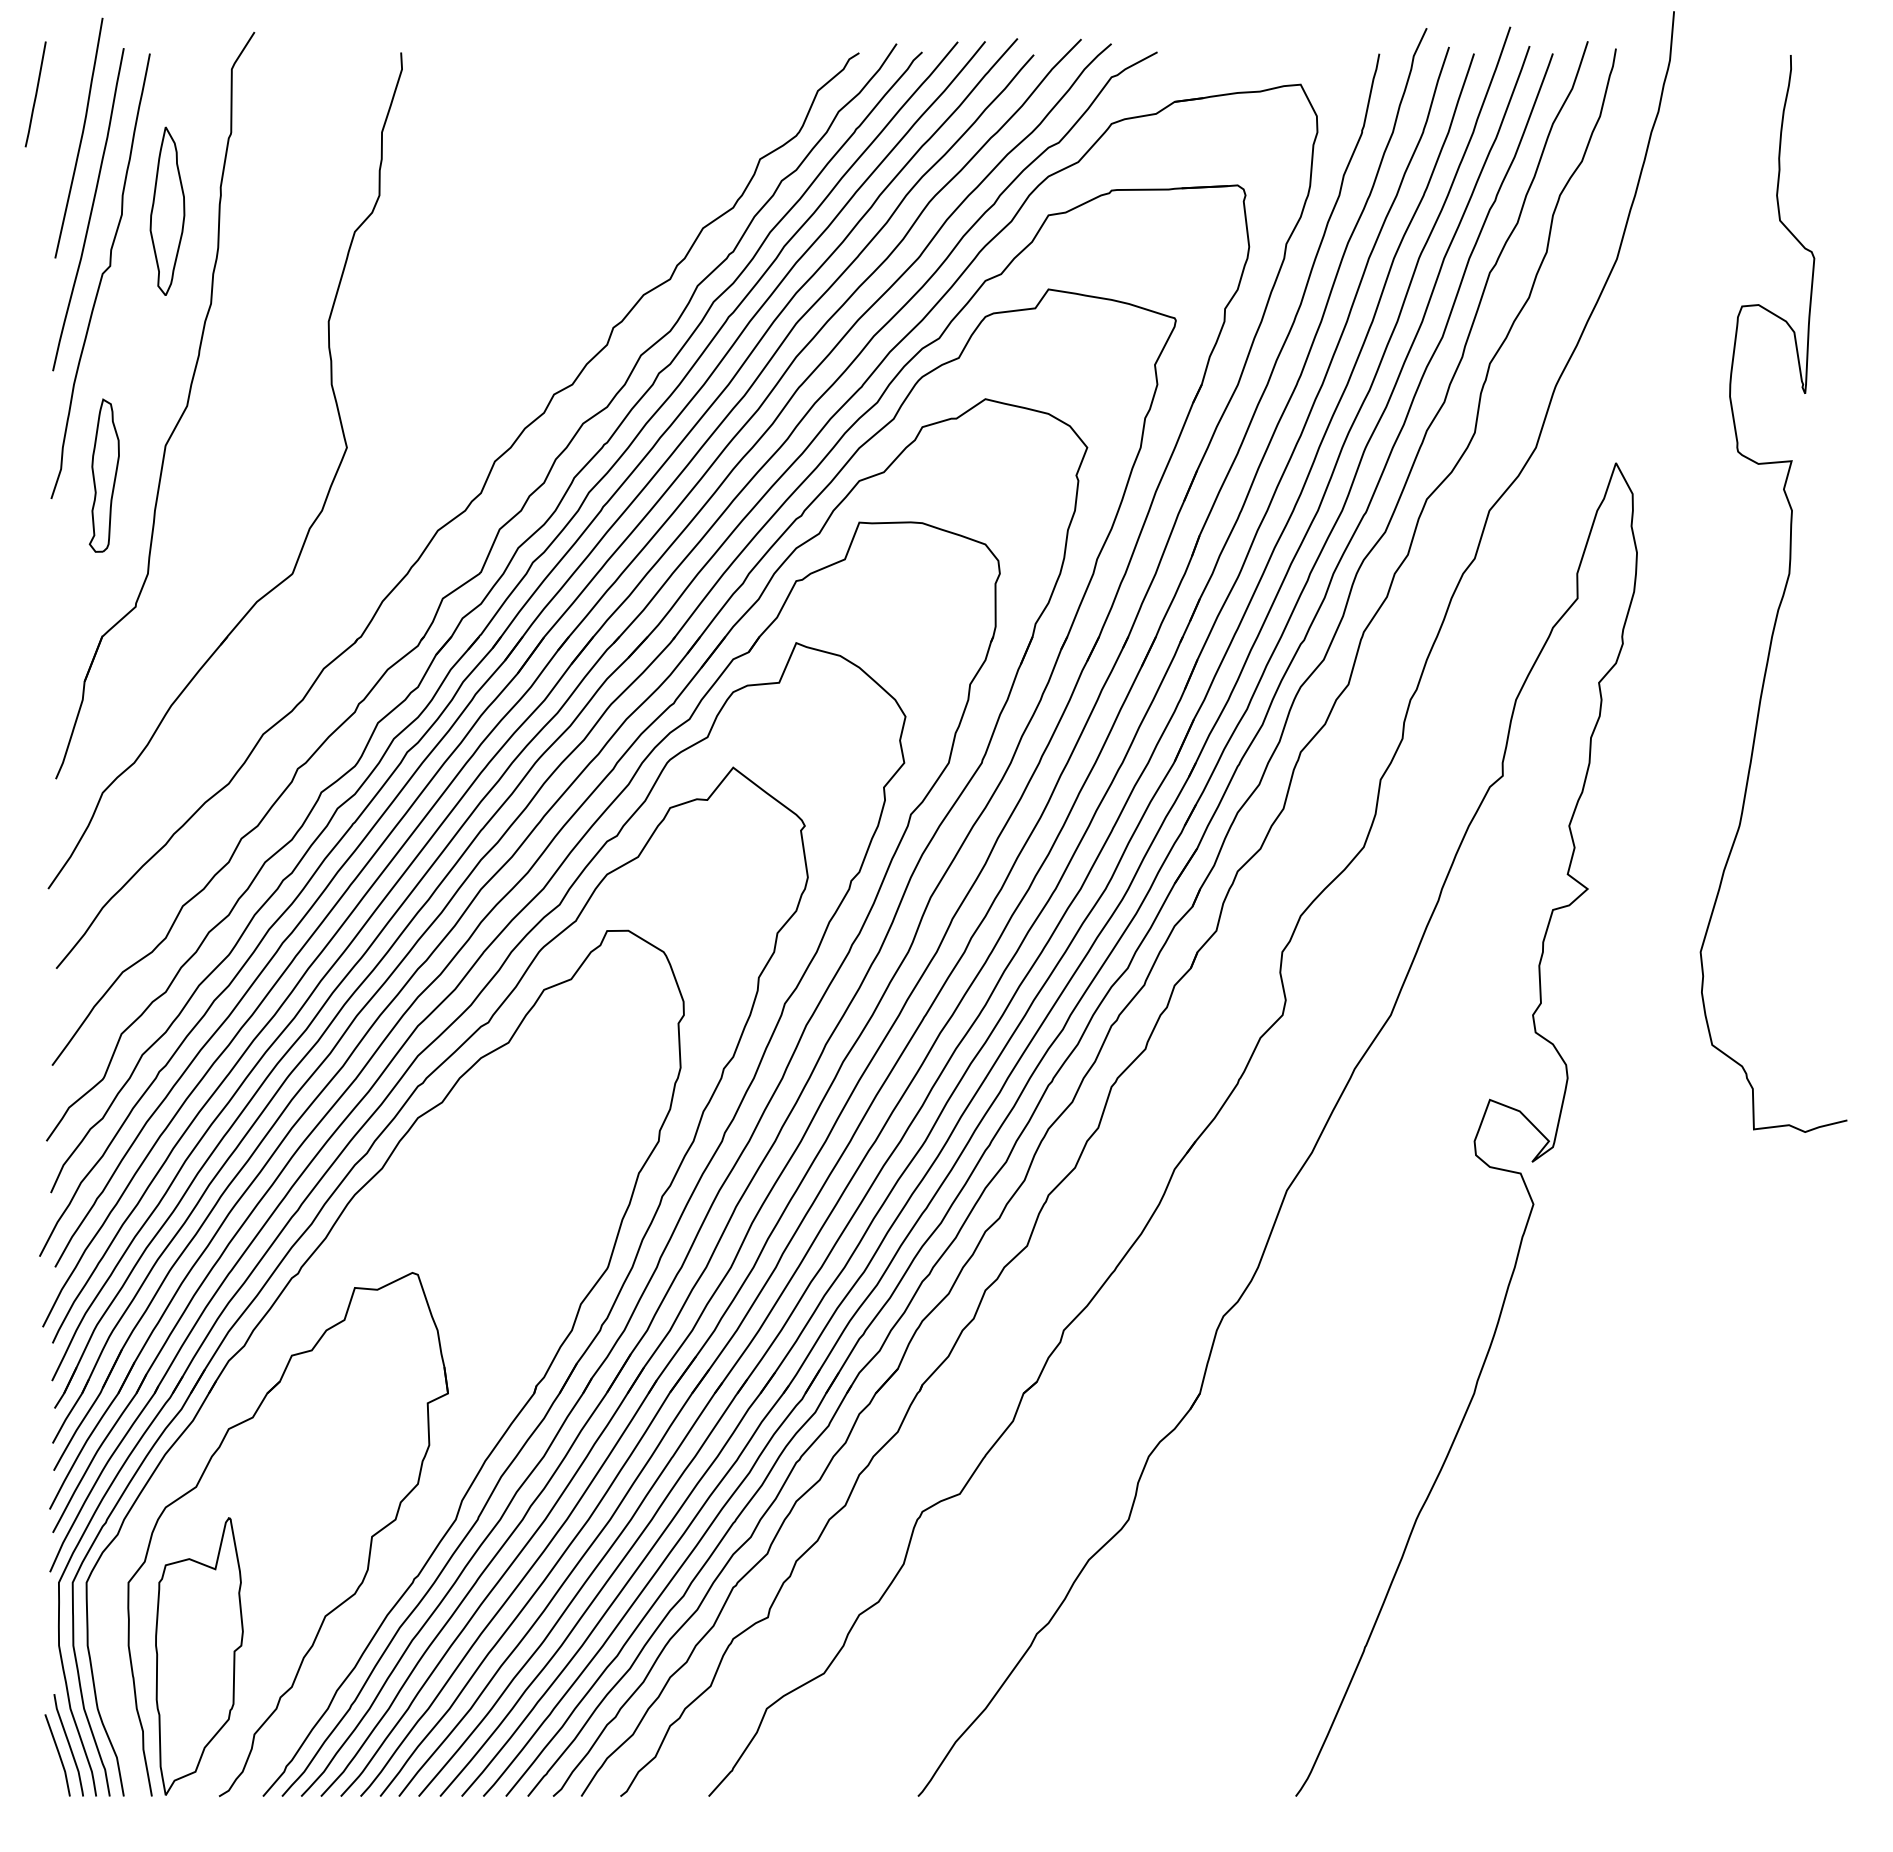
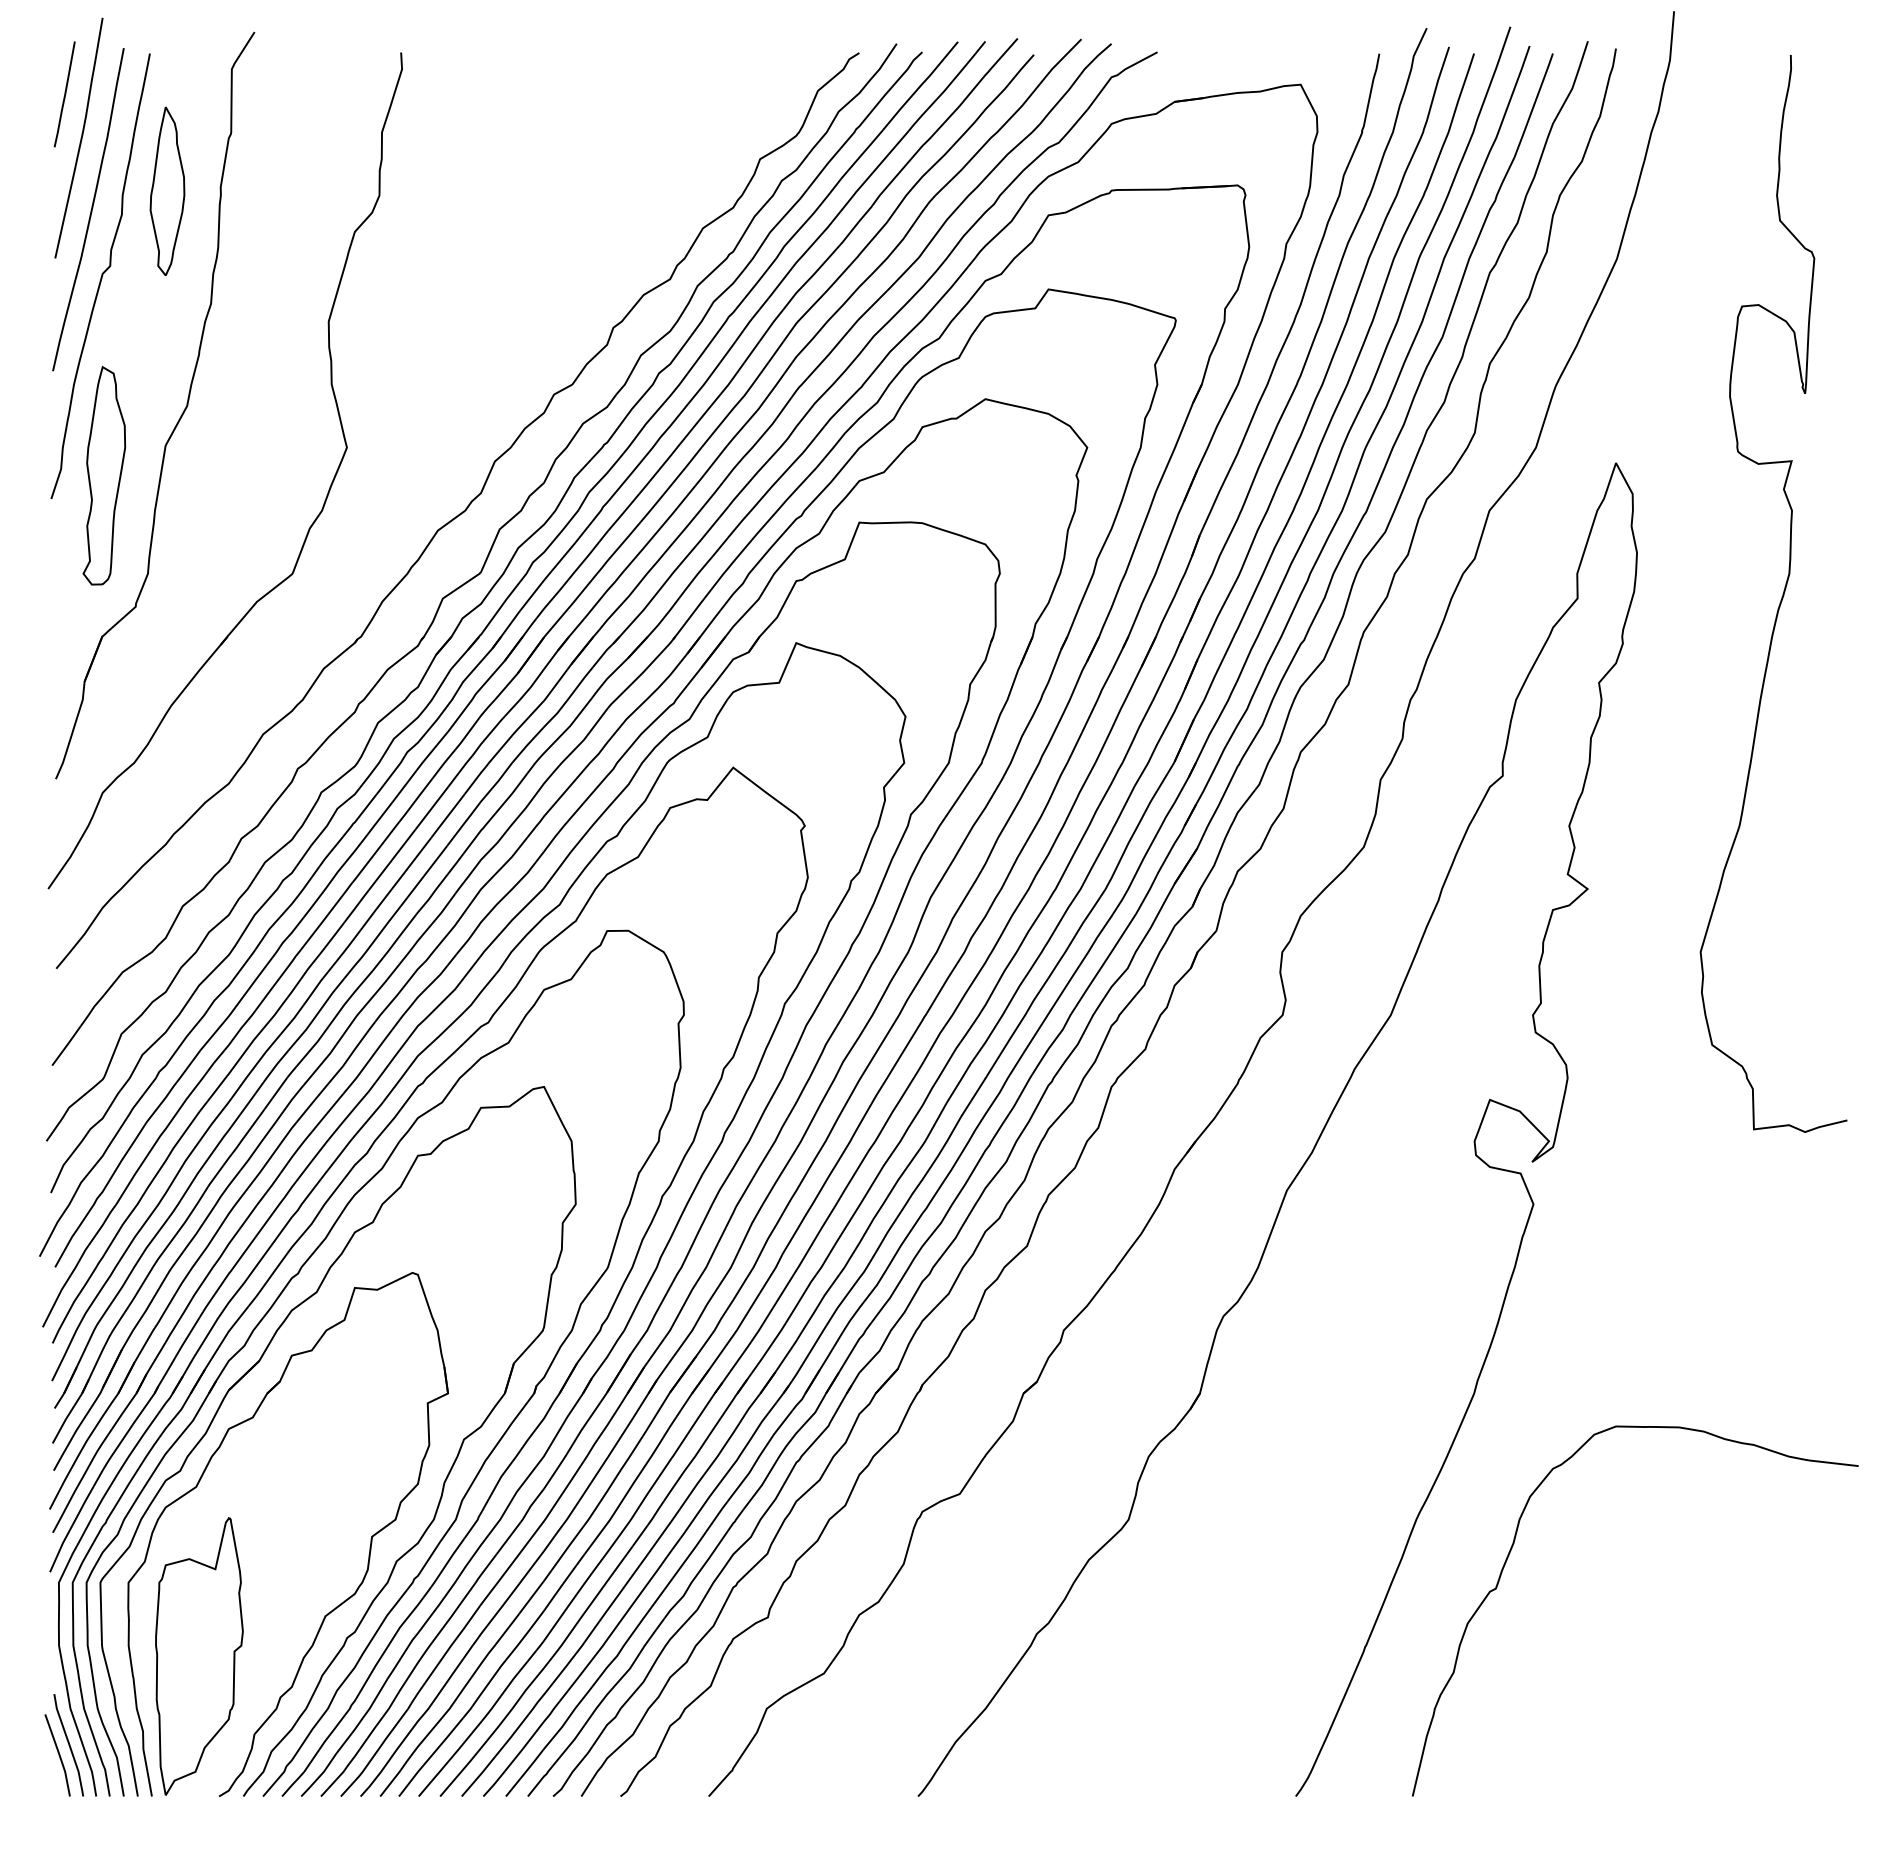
line position: (35, 94) -> (64, 94) (64, 94)
part position: (167, 210) -> (167, 190) (167, 190)
part size: 32x155 px -> 45x221 px (104, 475)
part: none -> present (259, 1362)
curve: none -> present (1508, 1558)
